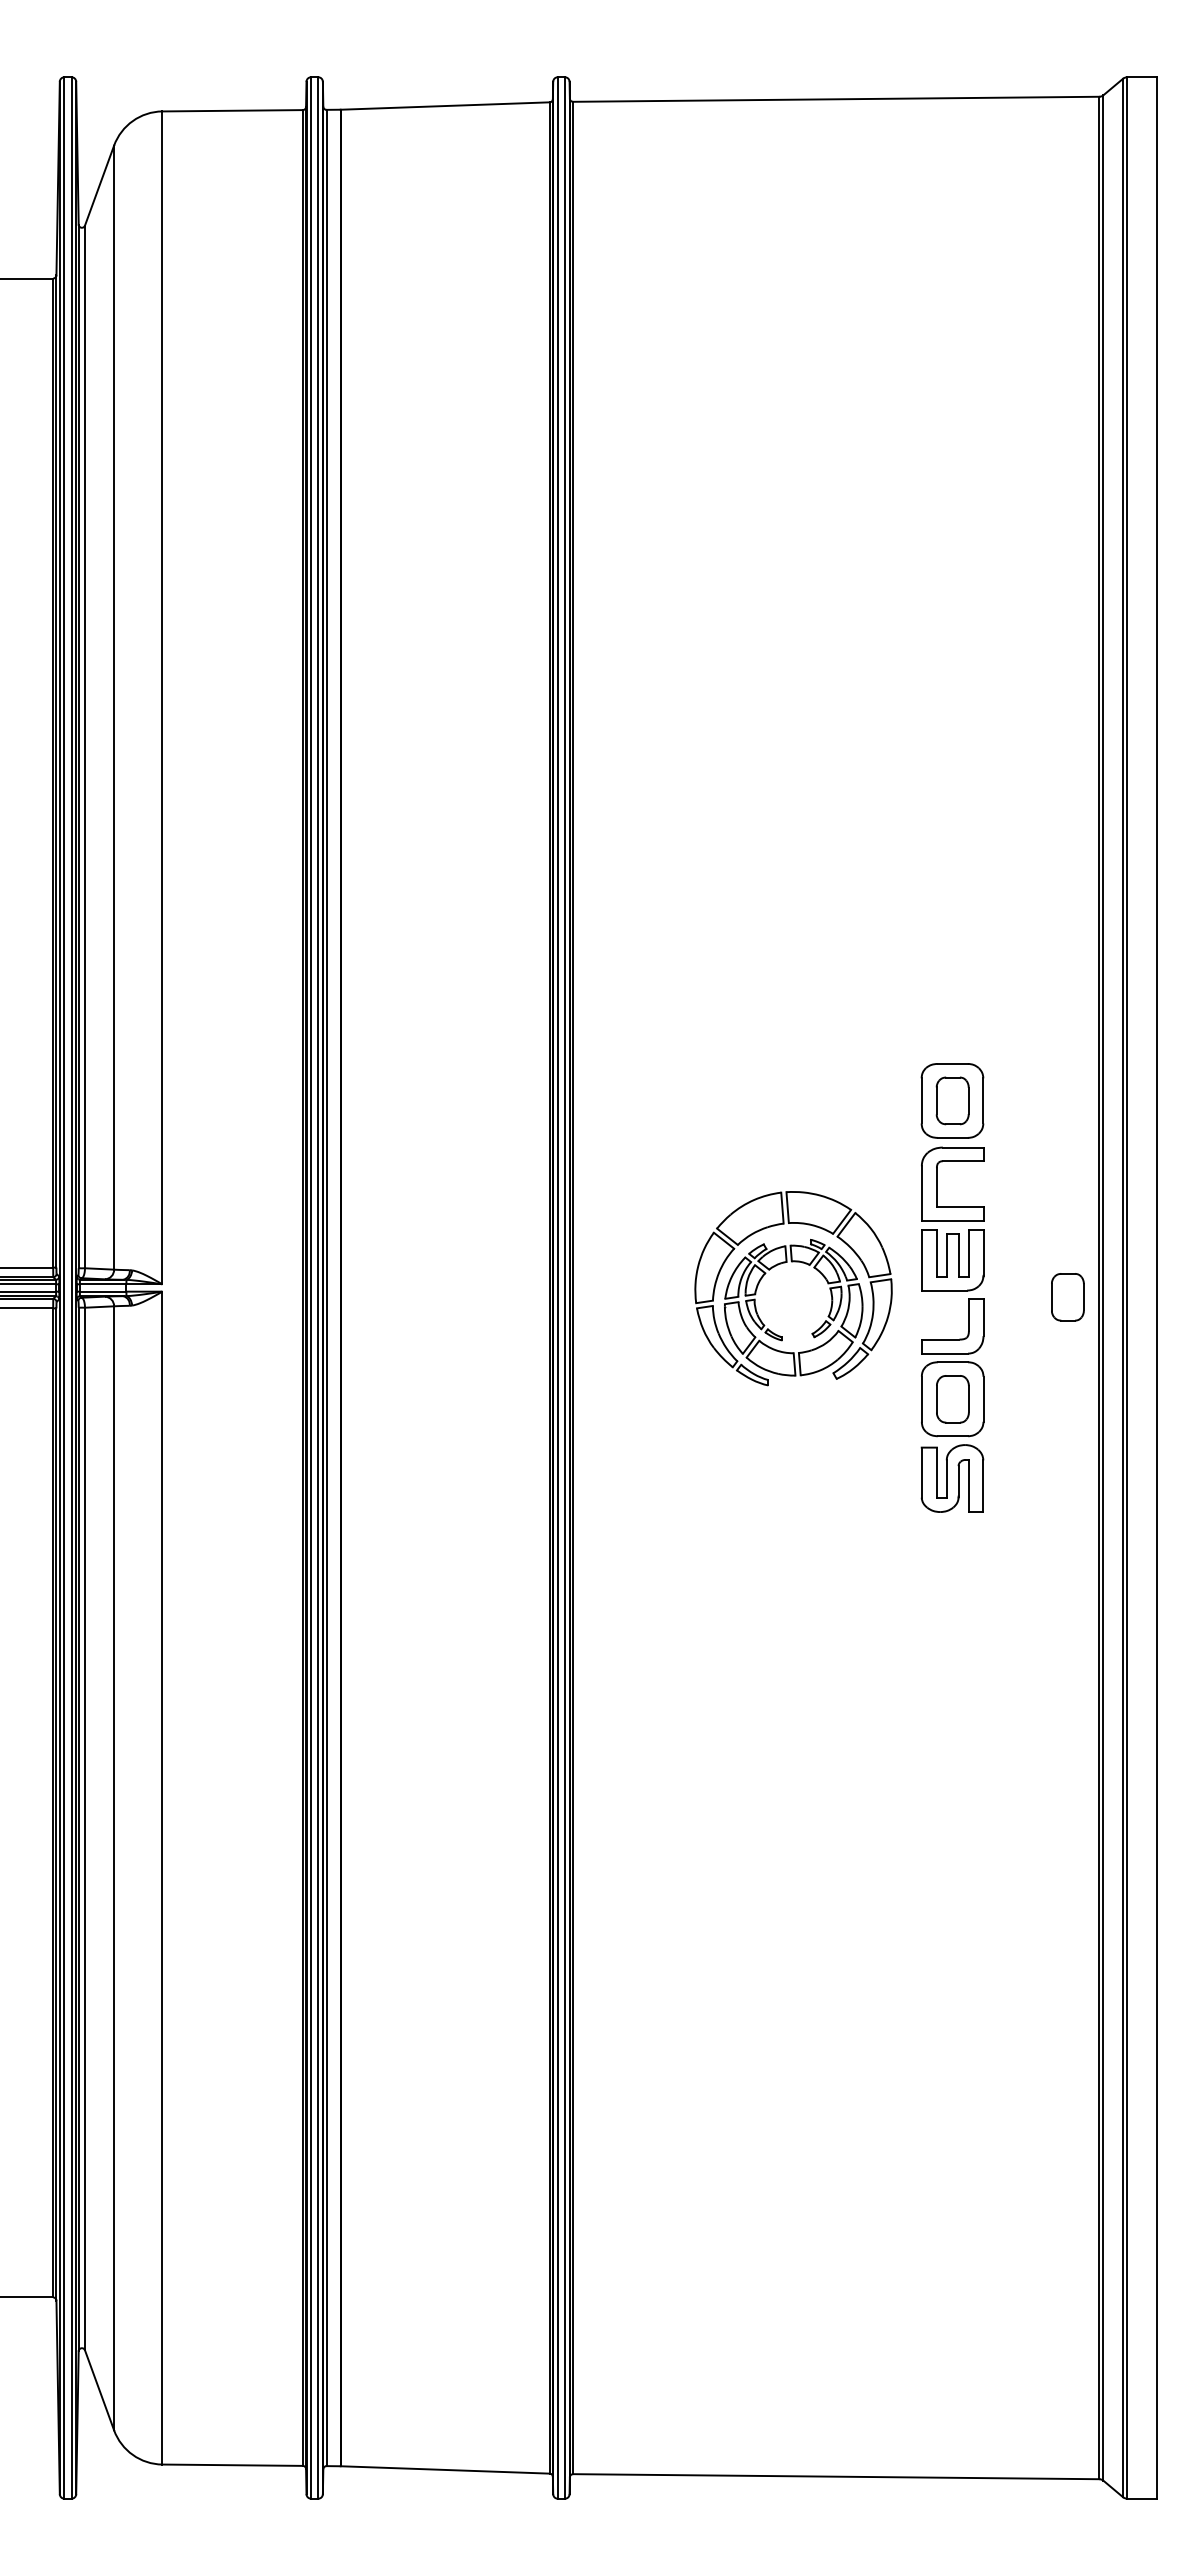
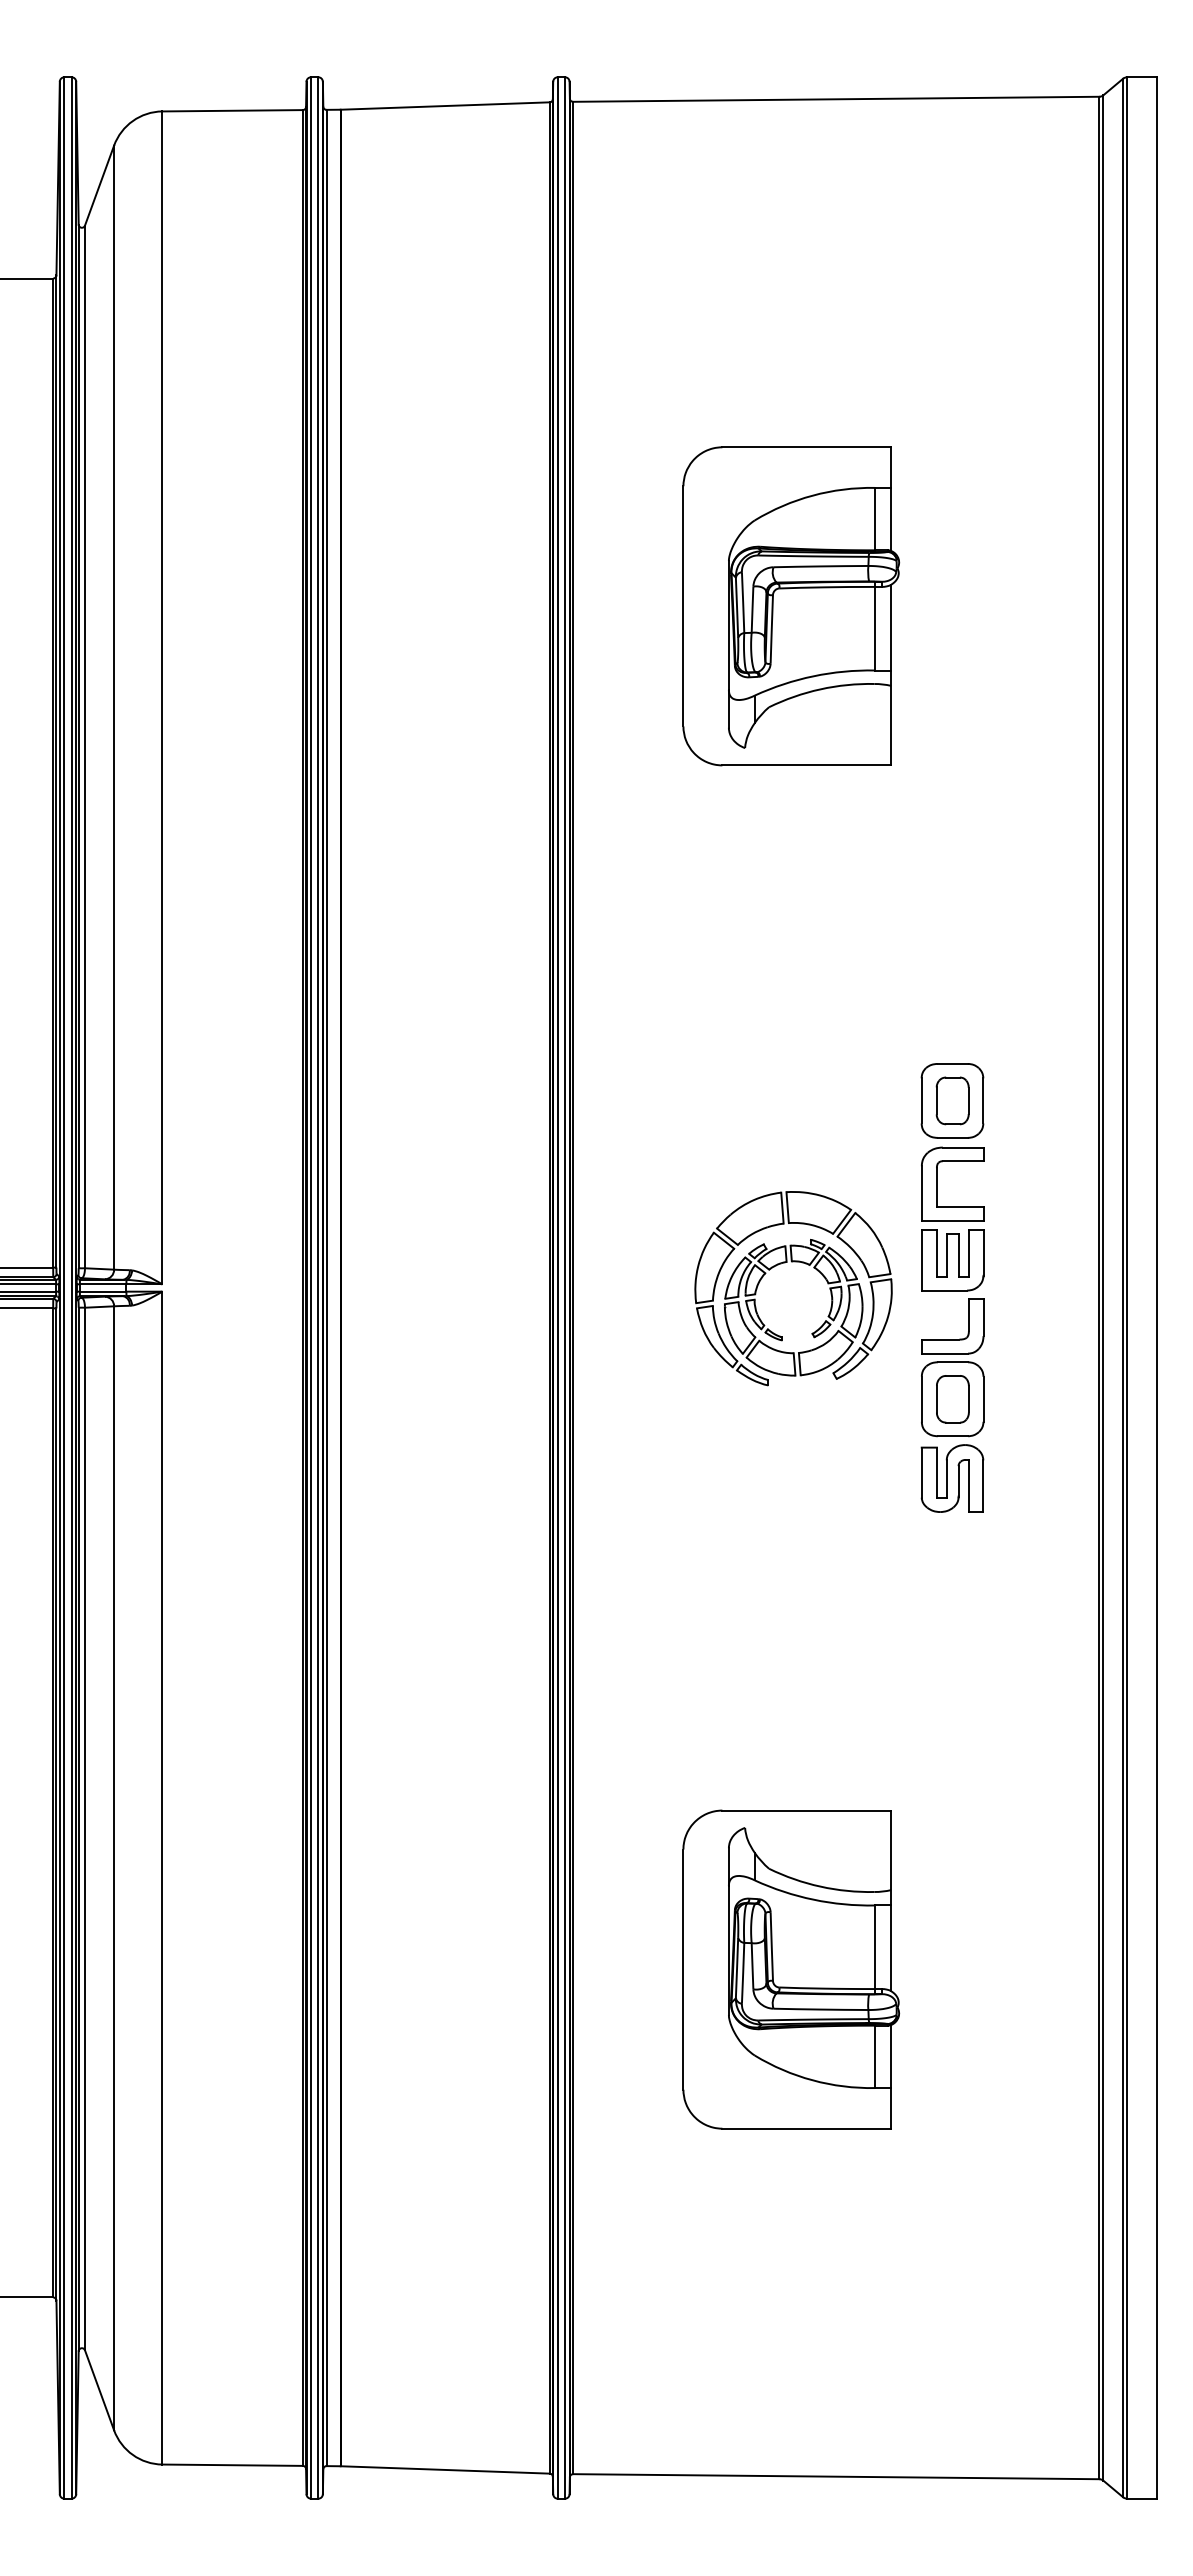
part: none -> present (791, 606)
part: present -> none (1067, 1297)
part: none -> present (790, 1969)
